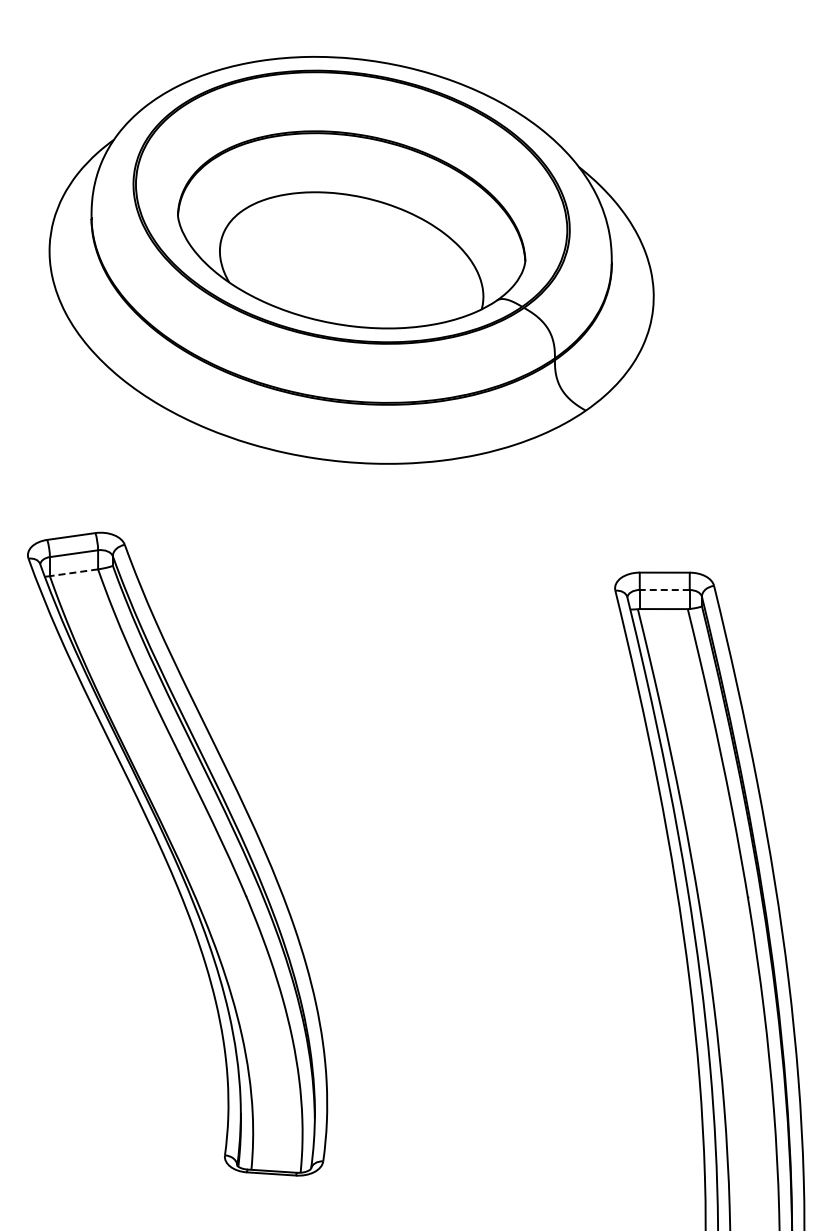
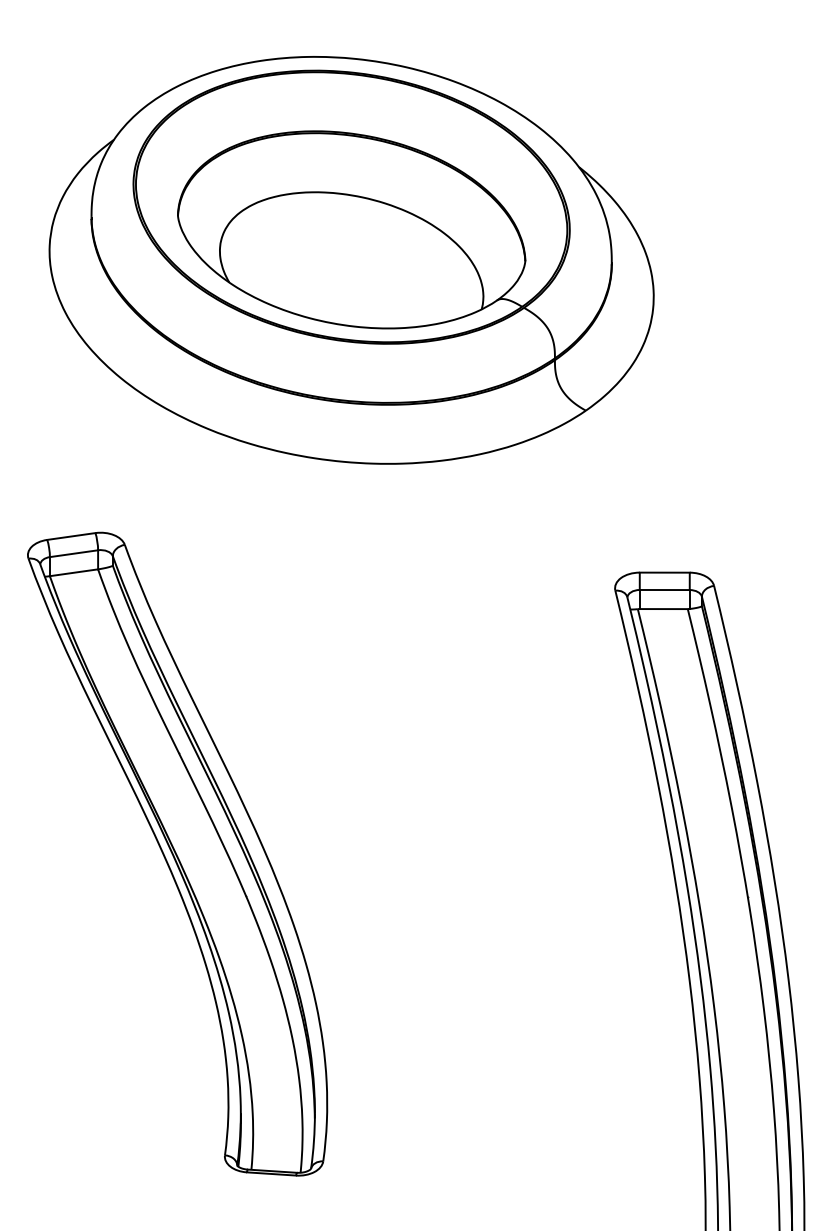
line: dashed -> solid (73, 572)
line: dashed -> solid (664, 590)
